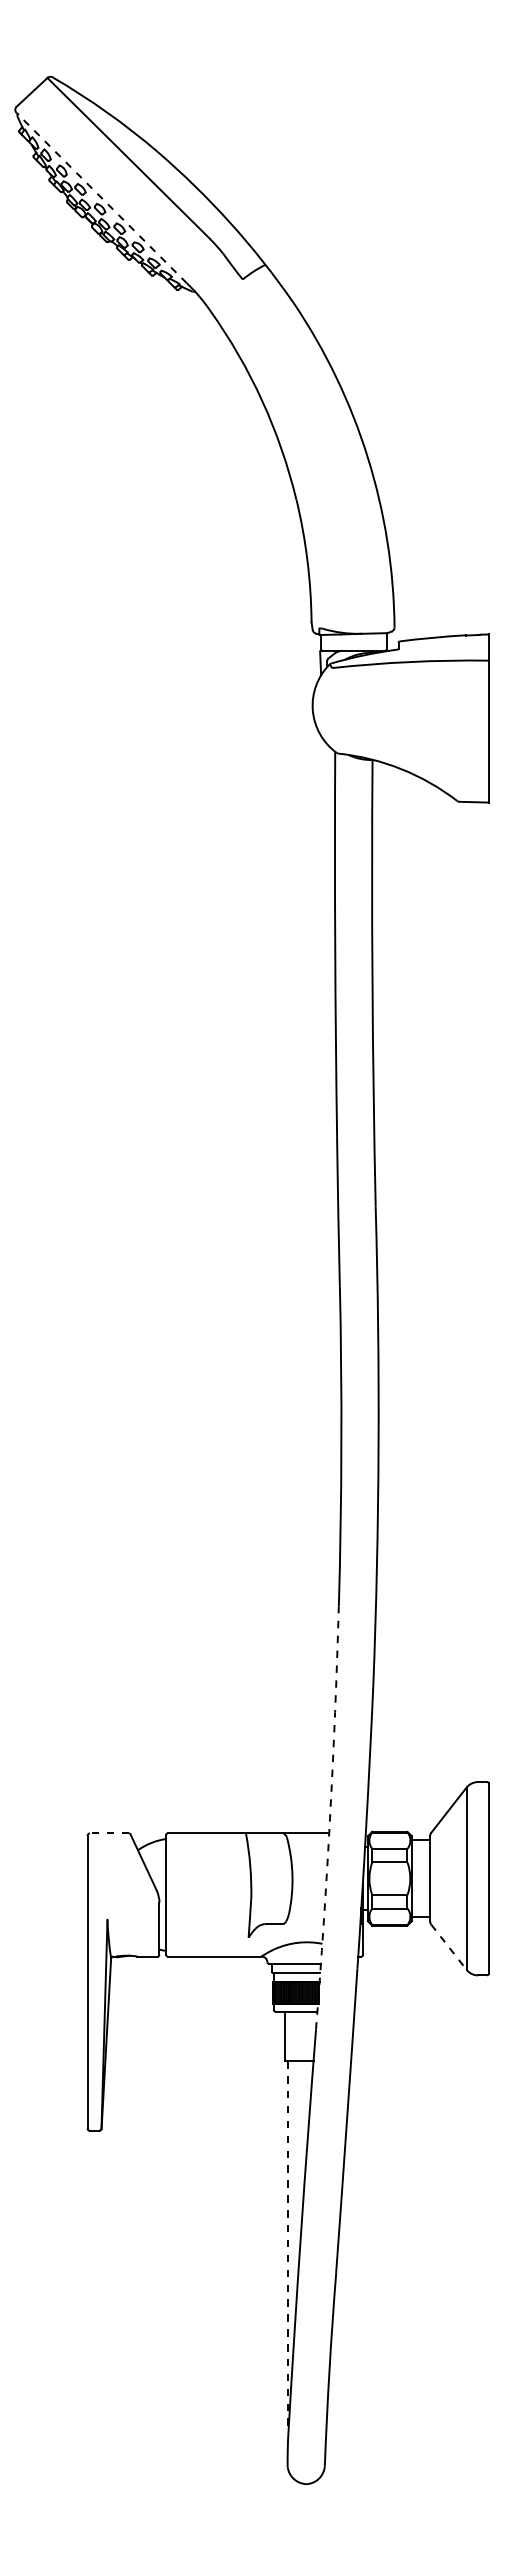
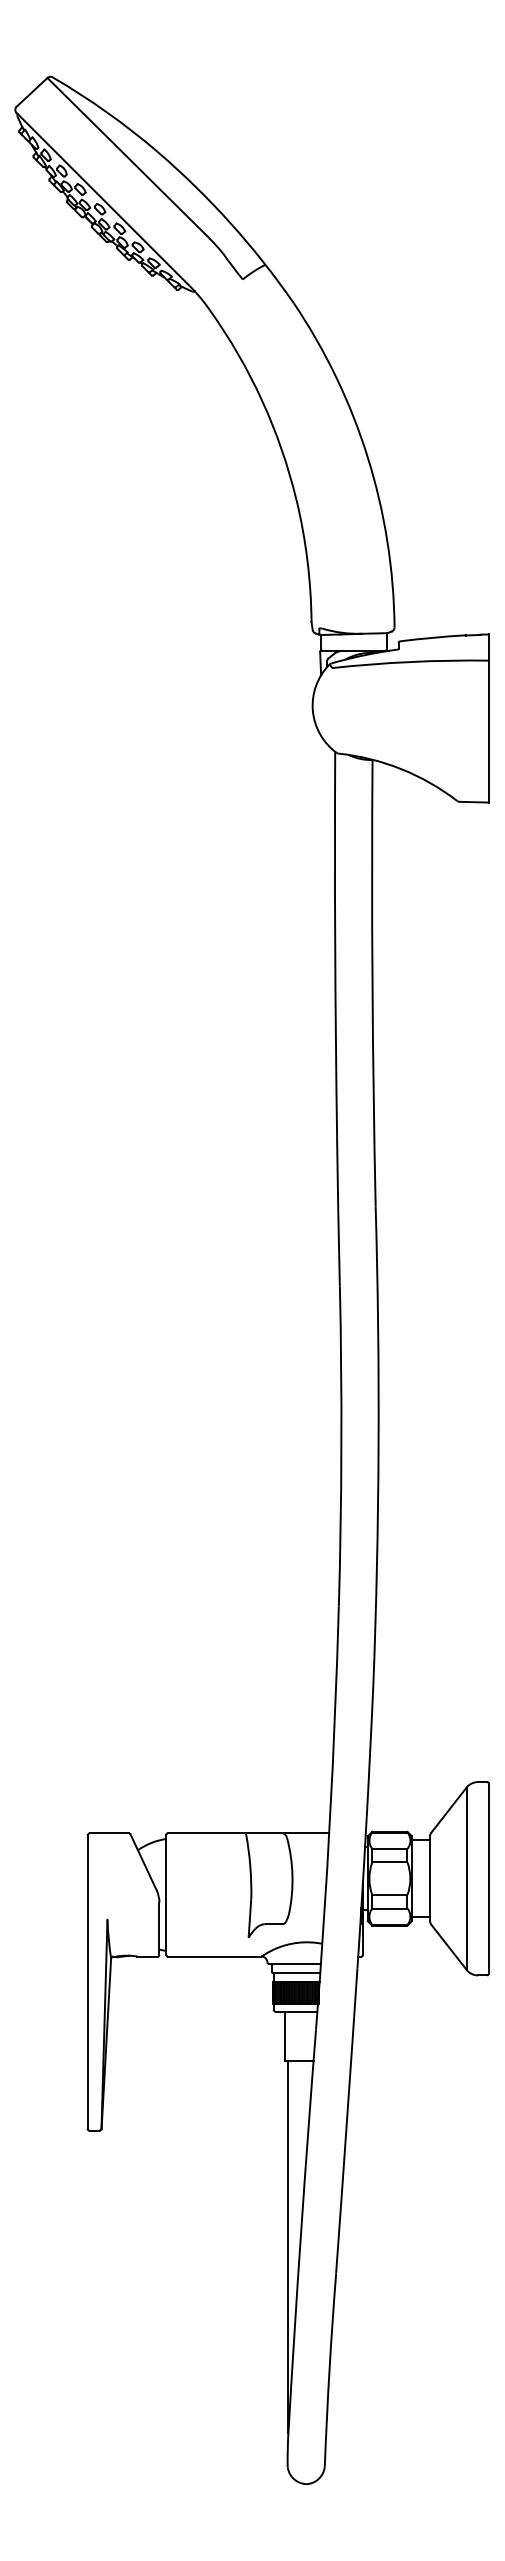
line: dashed -> solid (101, 197)
arc: dashed -> solid (330, 1818)
line: dashed -> solid (109, 1833)
line: dashed -> solid (448, 1947)
line: dashed -> solid (288, 2246)
